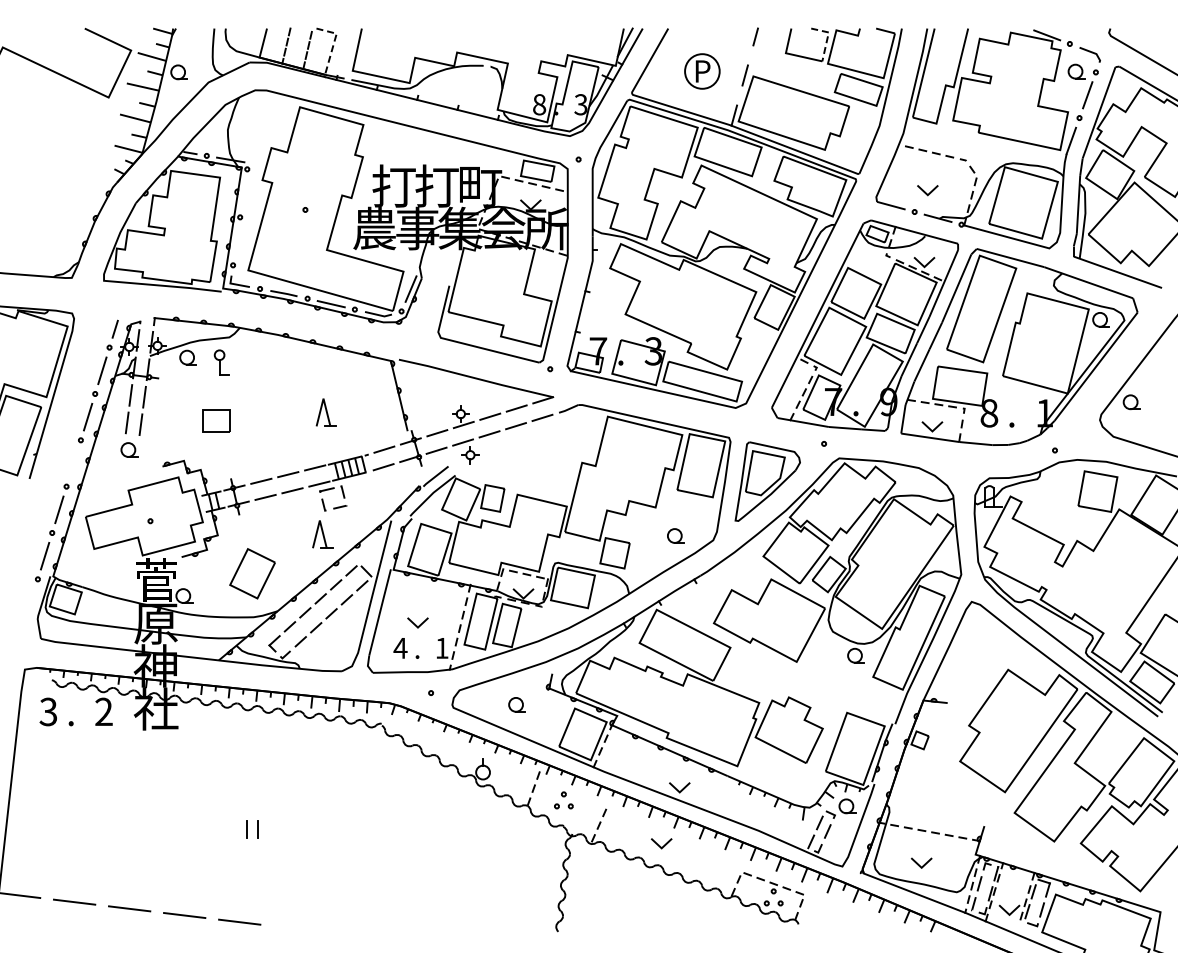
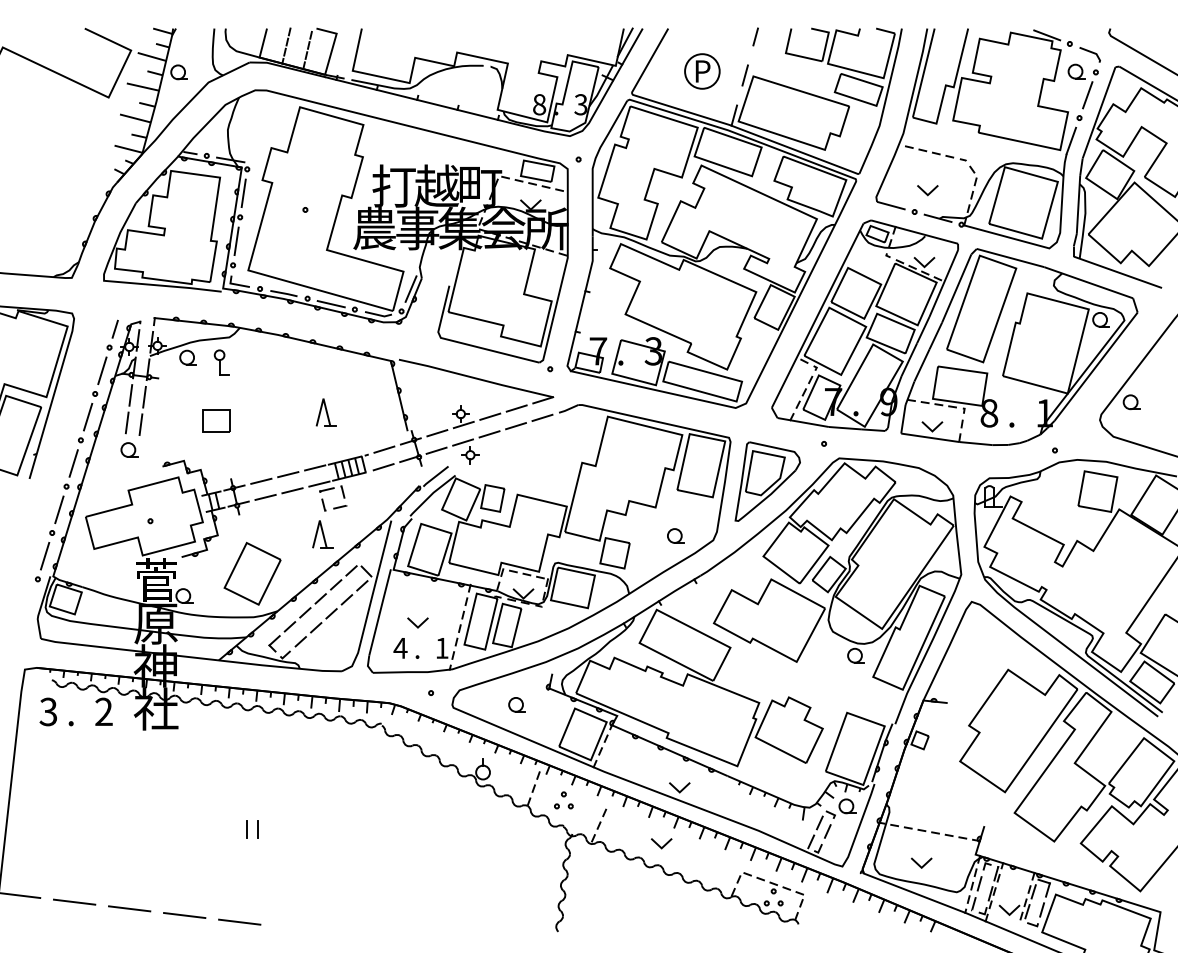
line: dashed -> solid (827, 37)
line: dashed -> solid (333, 44)
text: 打 -> 越 (436, 185)
line: none -> present (243, 193)
line: none -> present (236, 241)
line: none -> present (73, 463)
part size: 47x52 px -> 59x65 px (252, 573)
